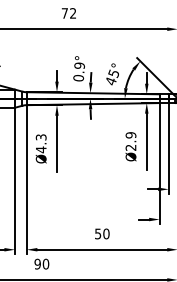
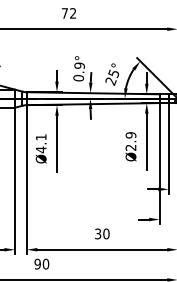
text: 45° -> 25° (110, 81)
text: Ø4.3 -> Ø4.1 (40, 137)
text: 50 -> 30 (98, 233)
